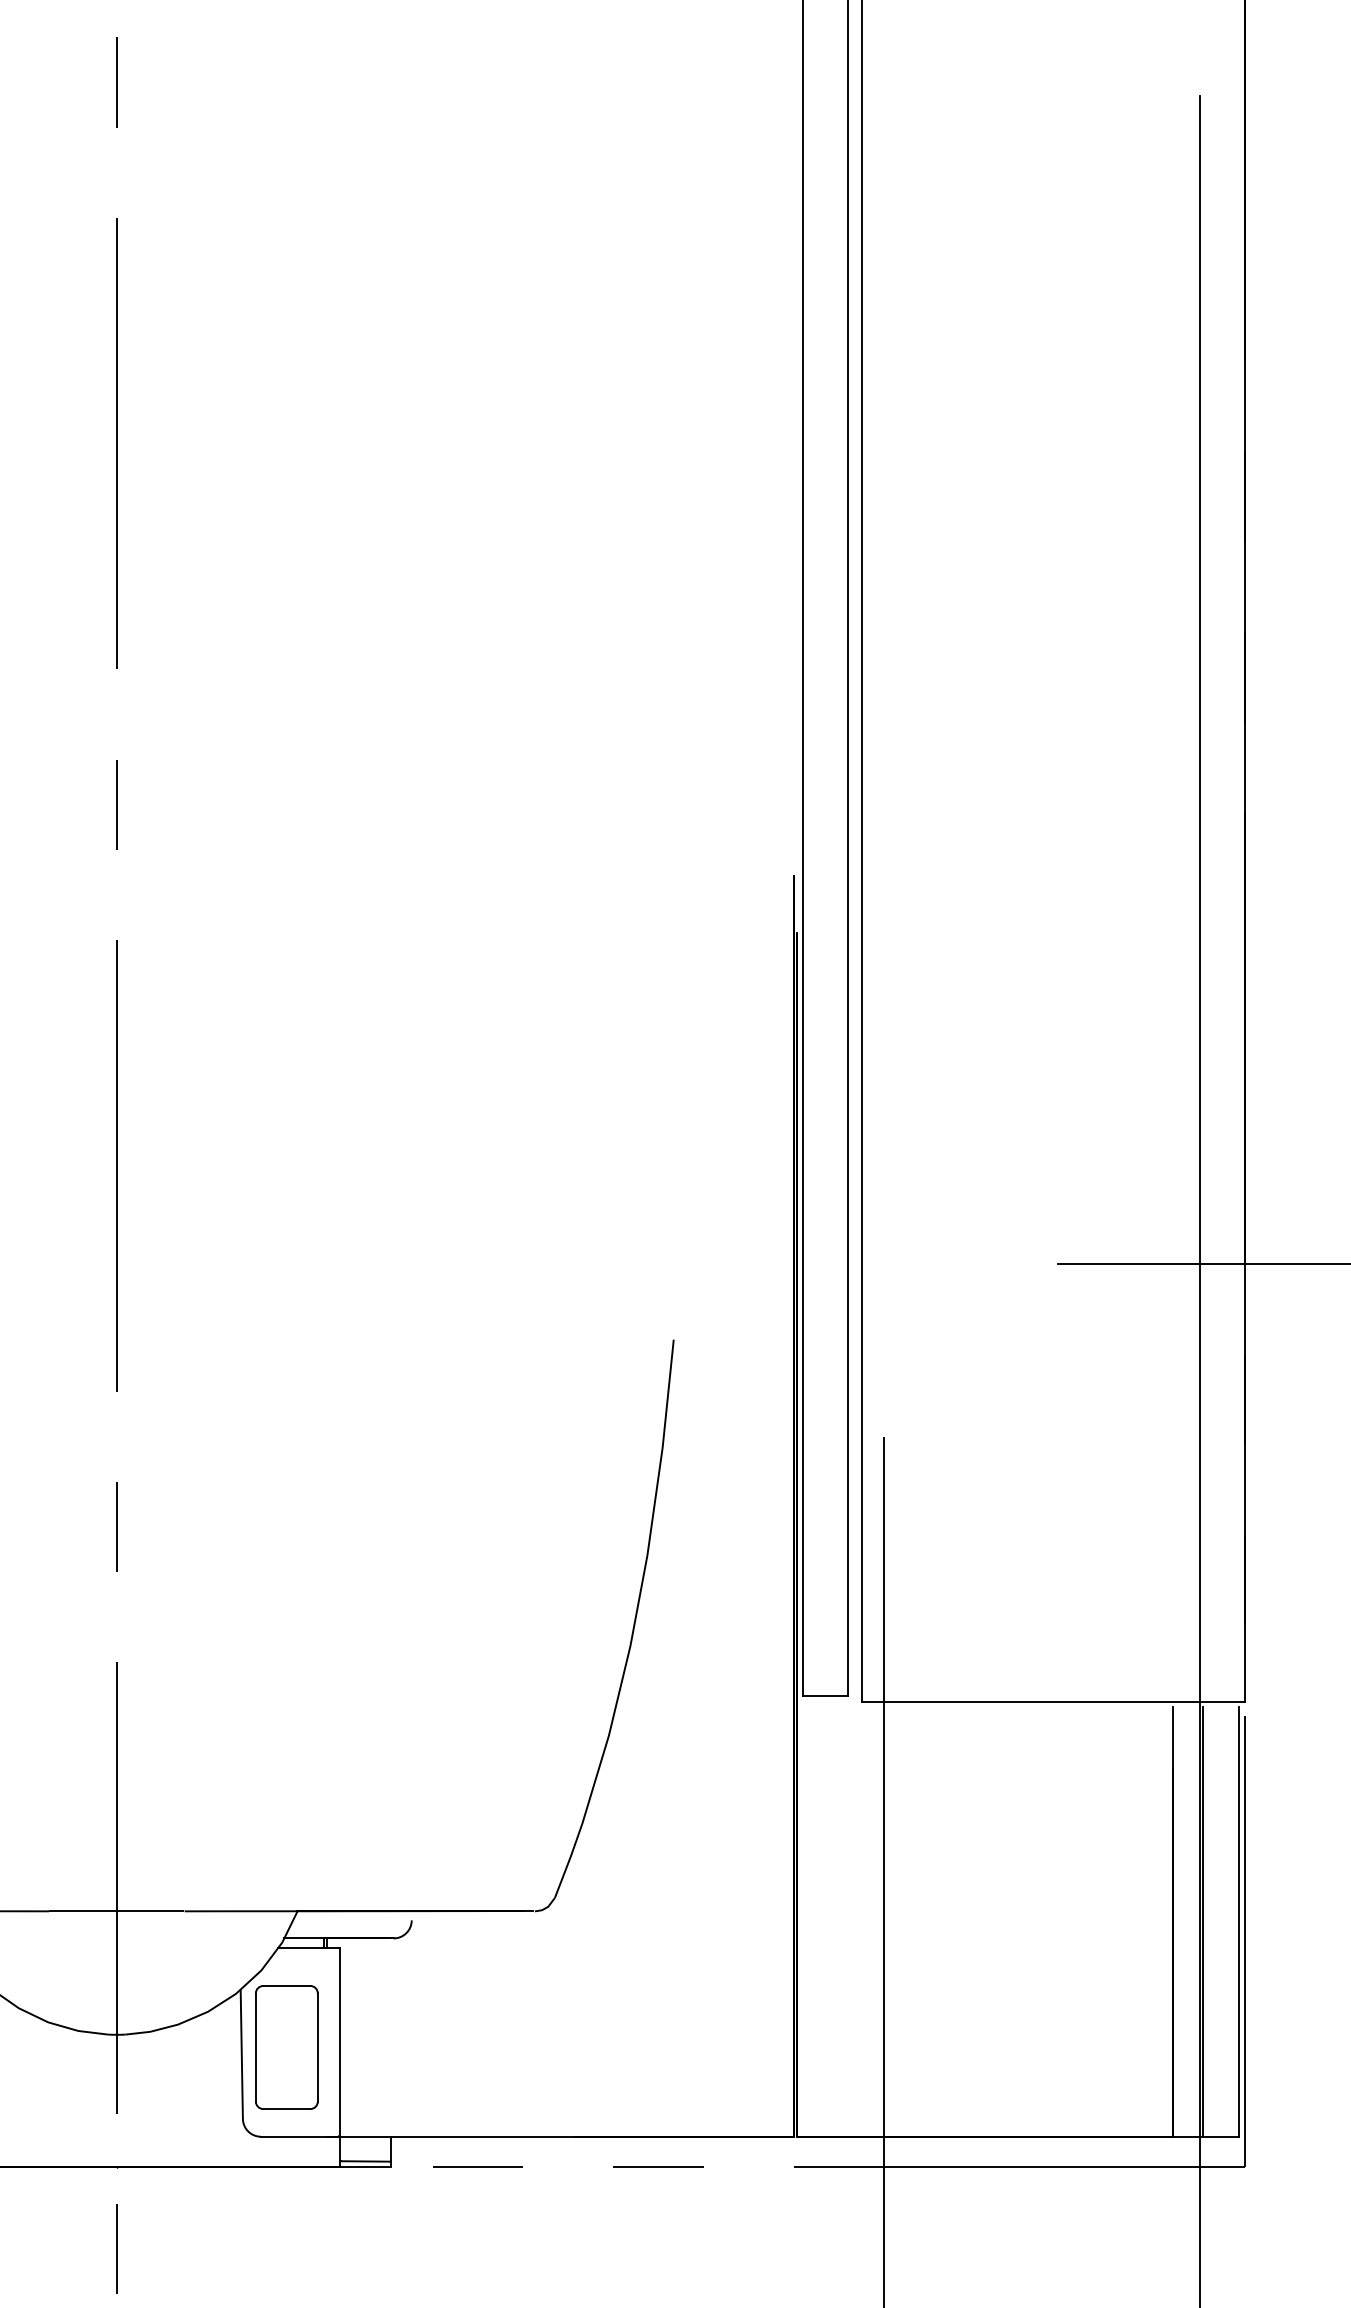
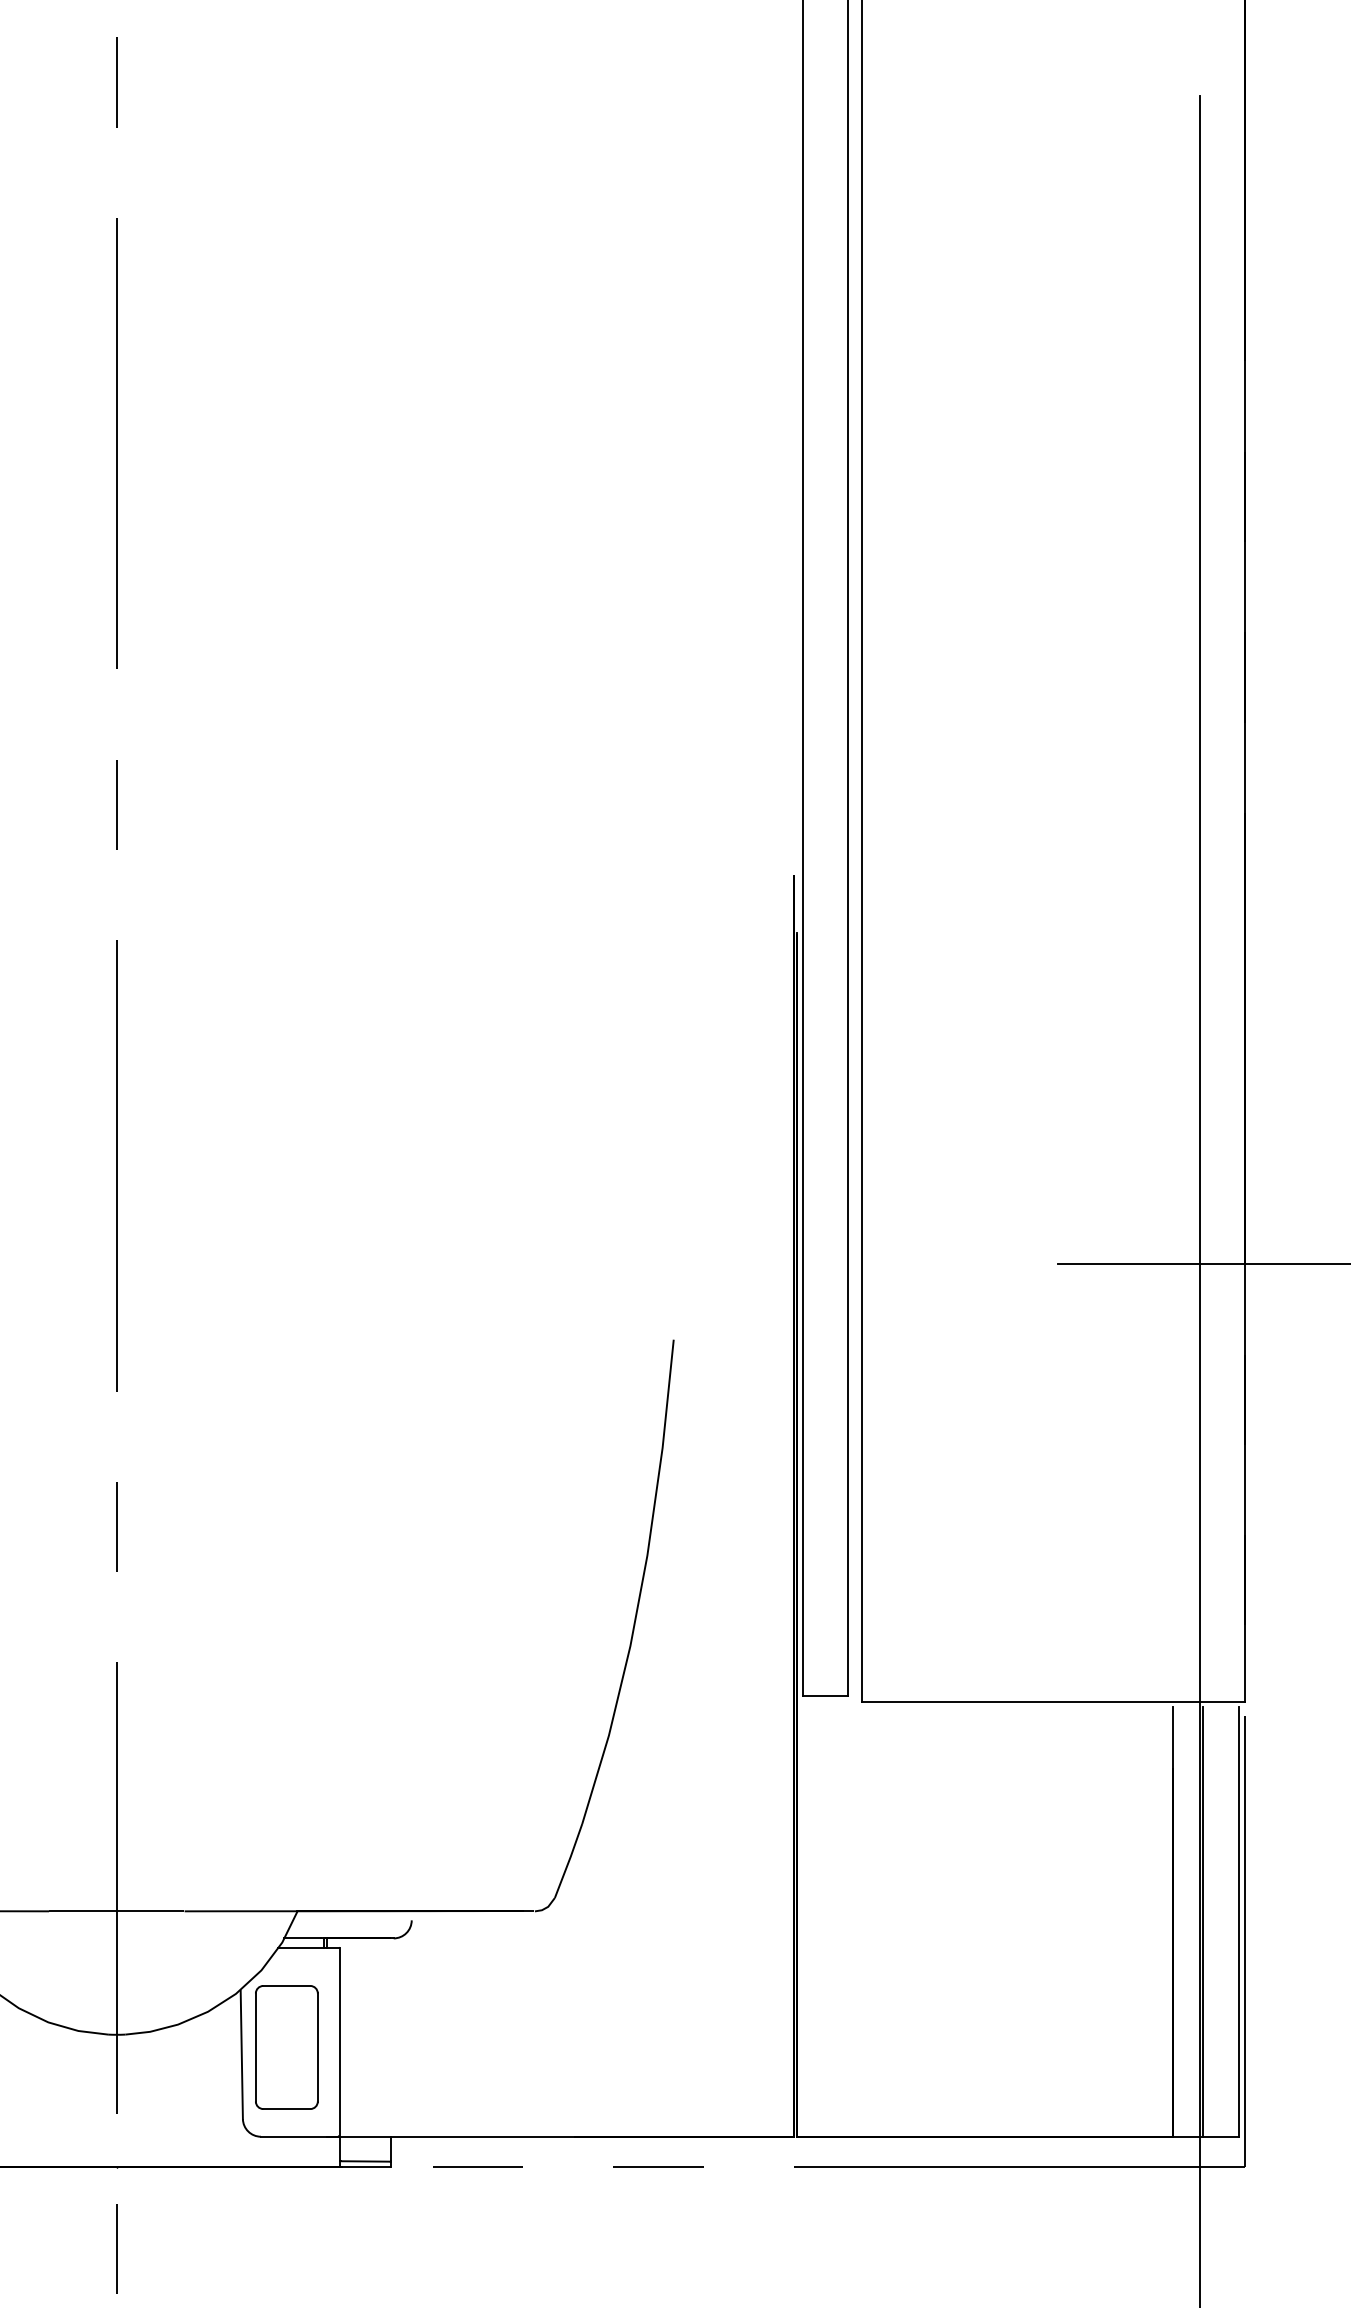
line: present -> none (884, 1871)
